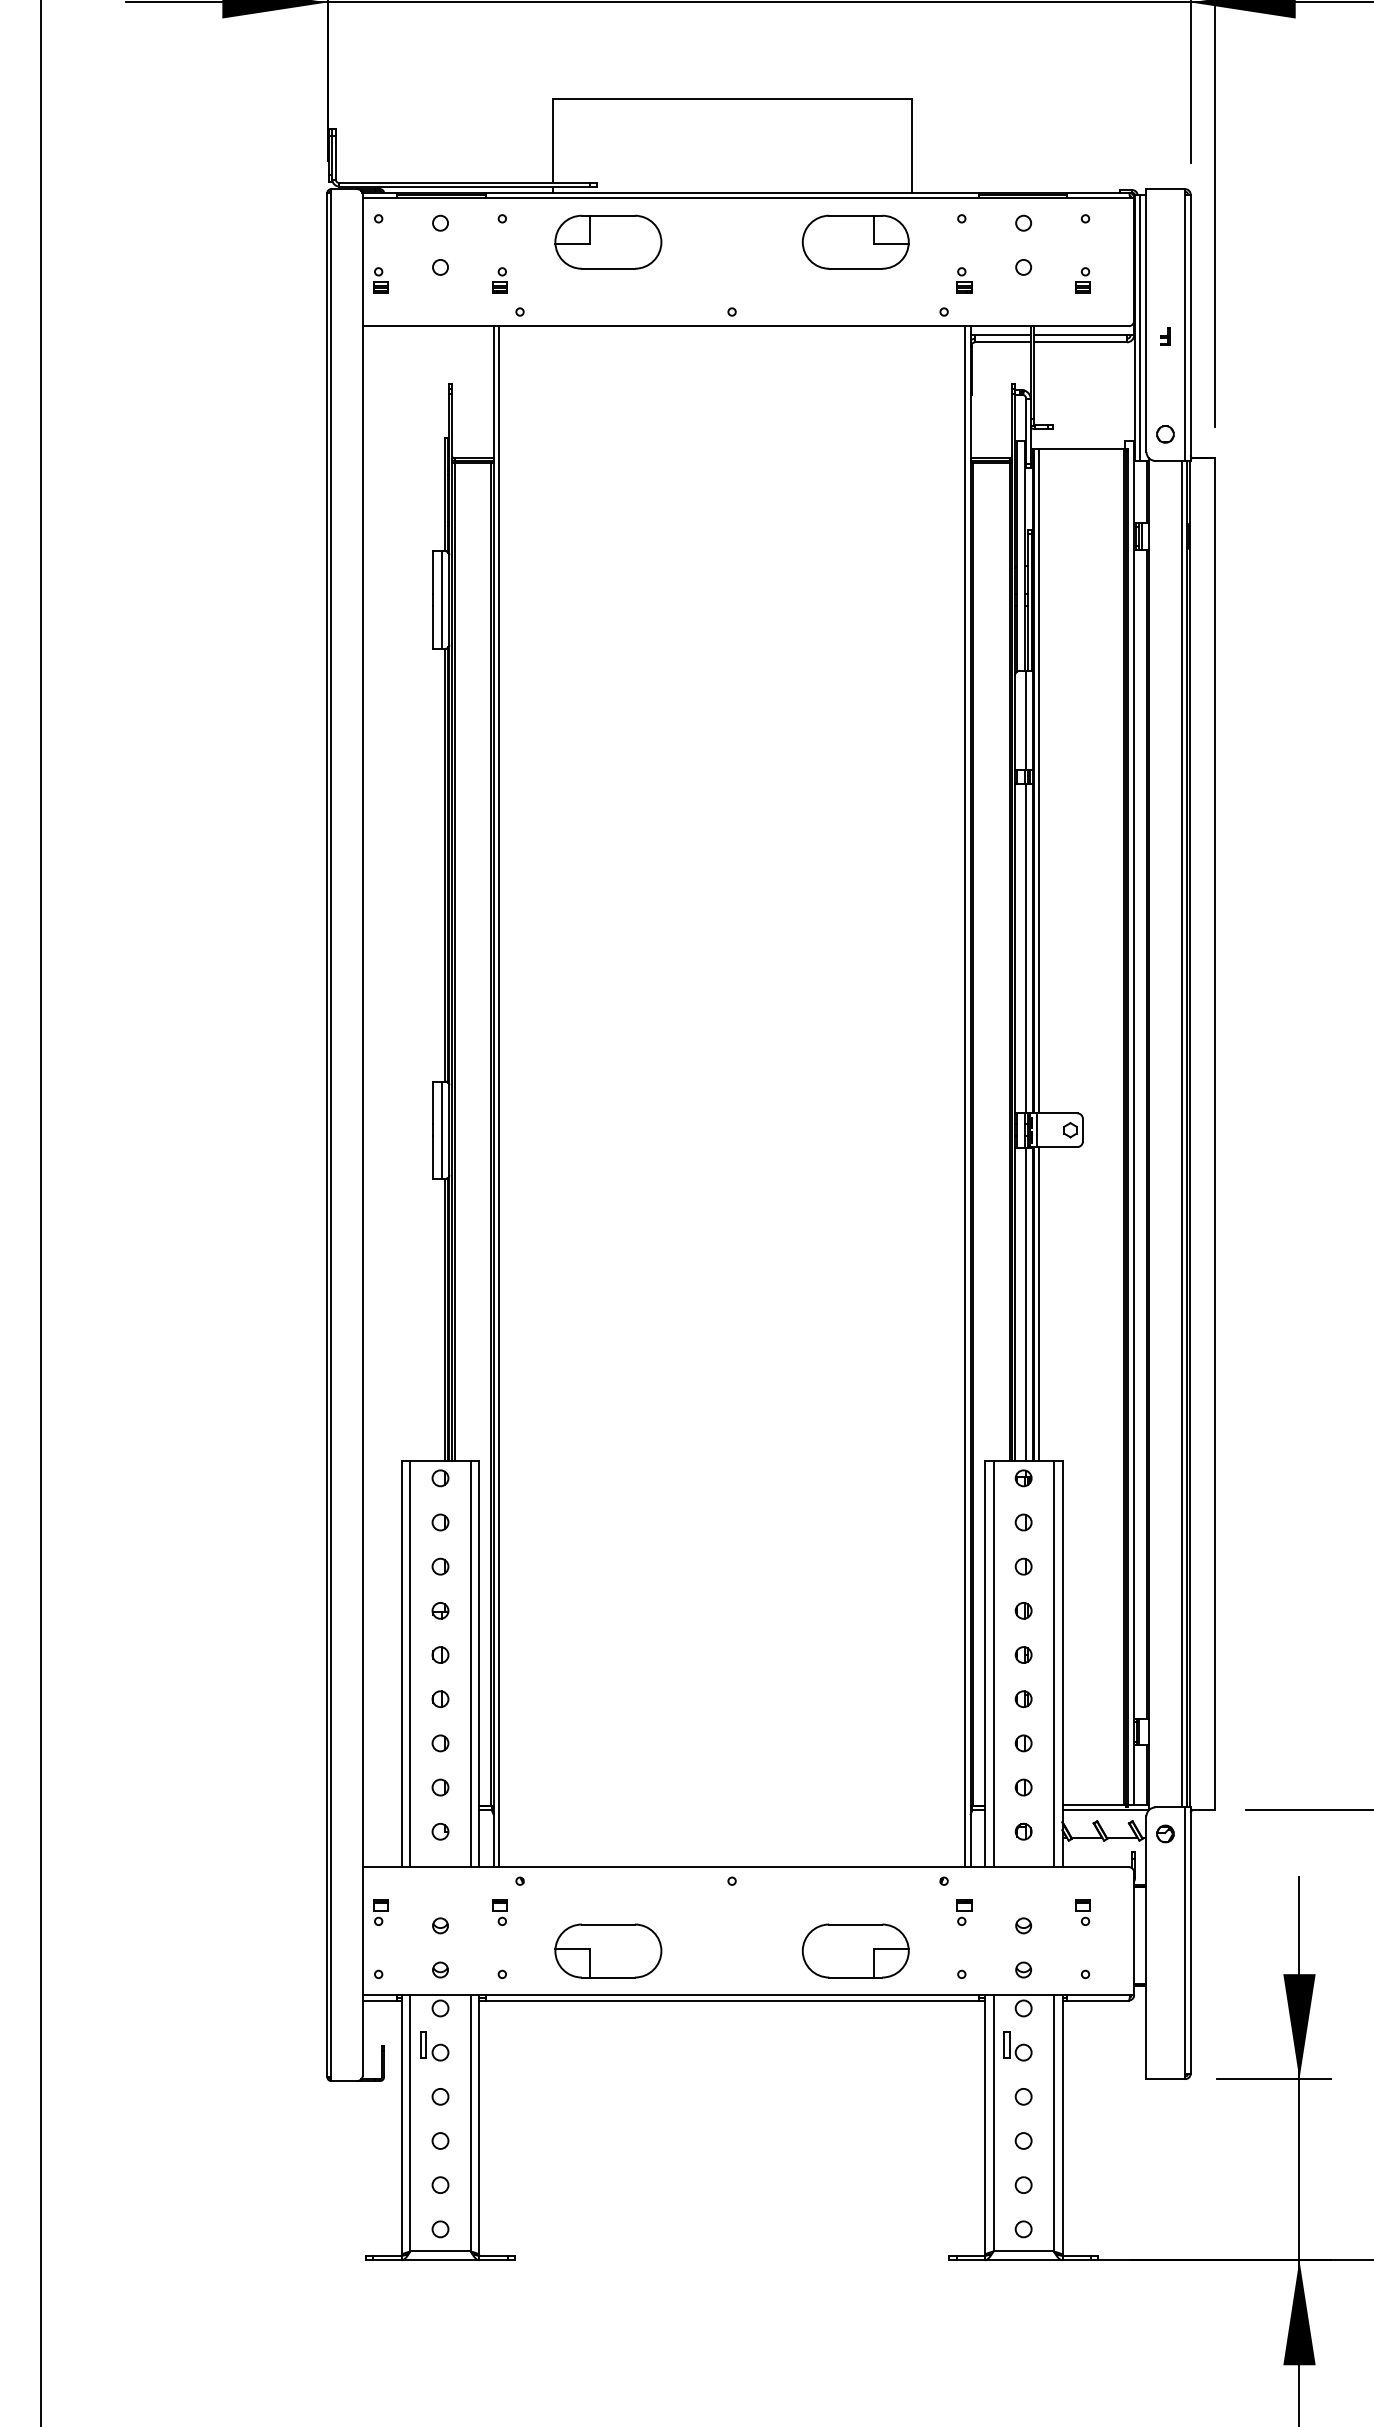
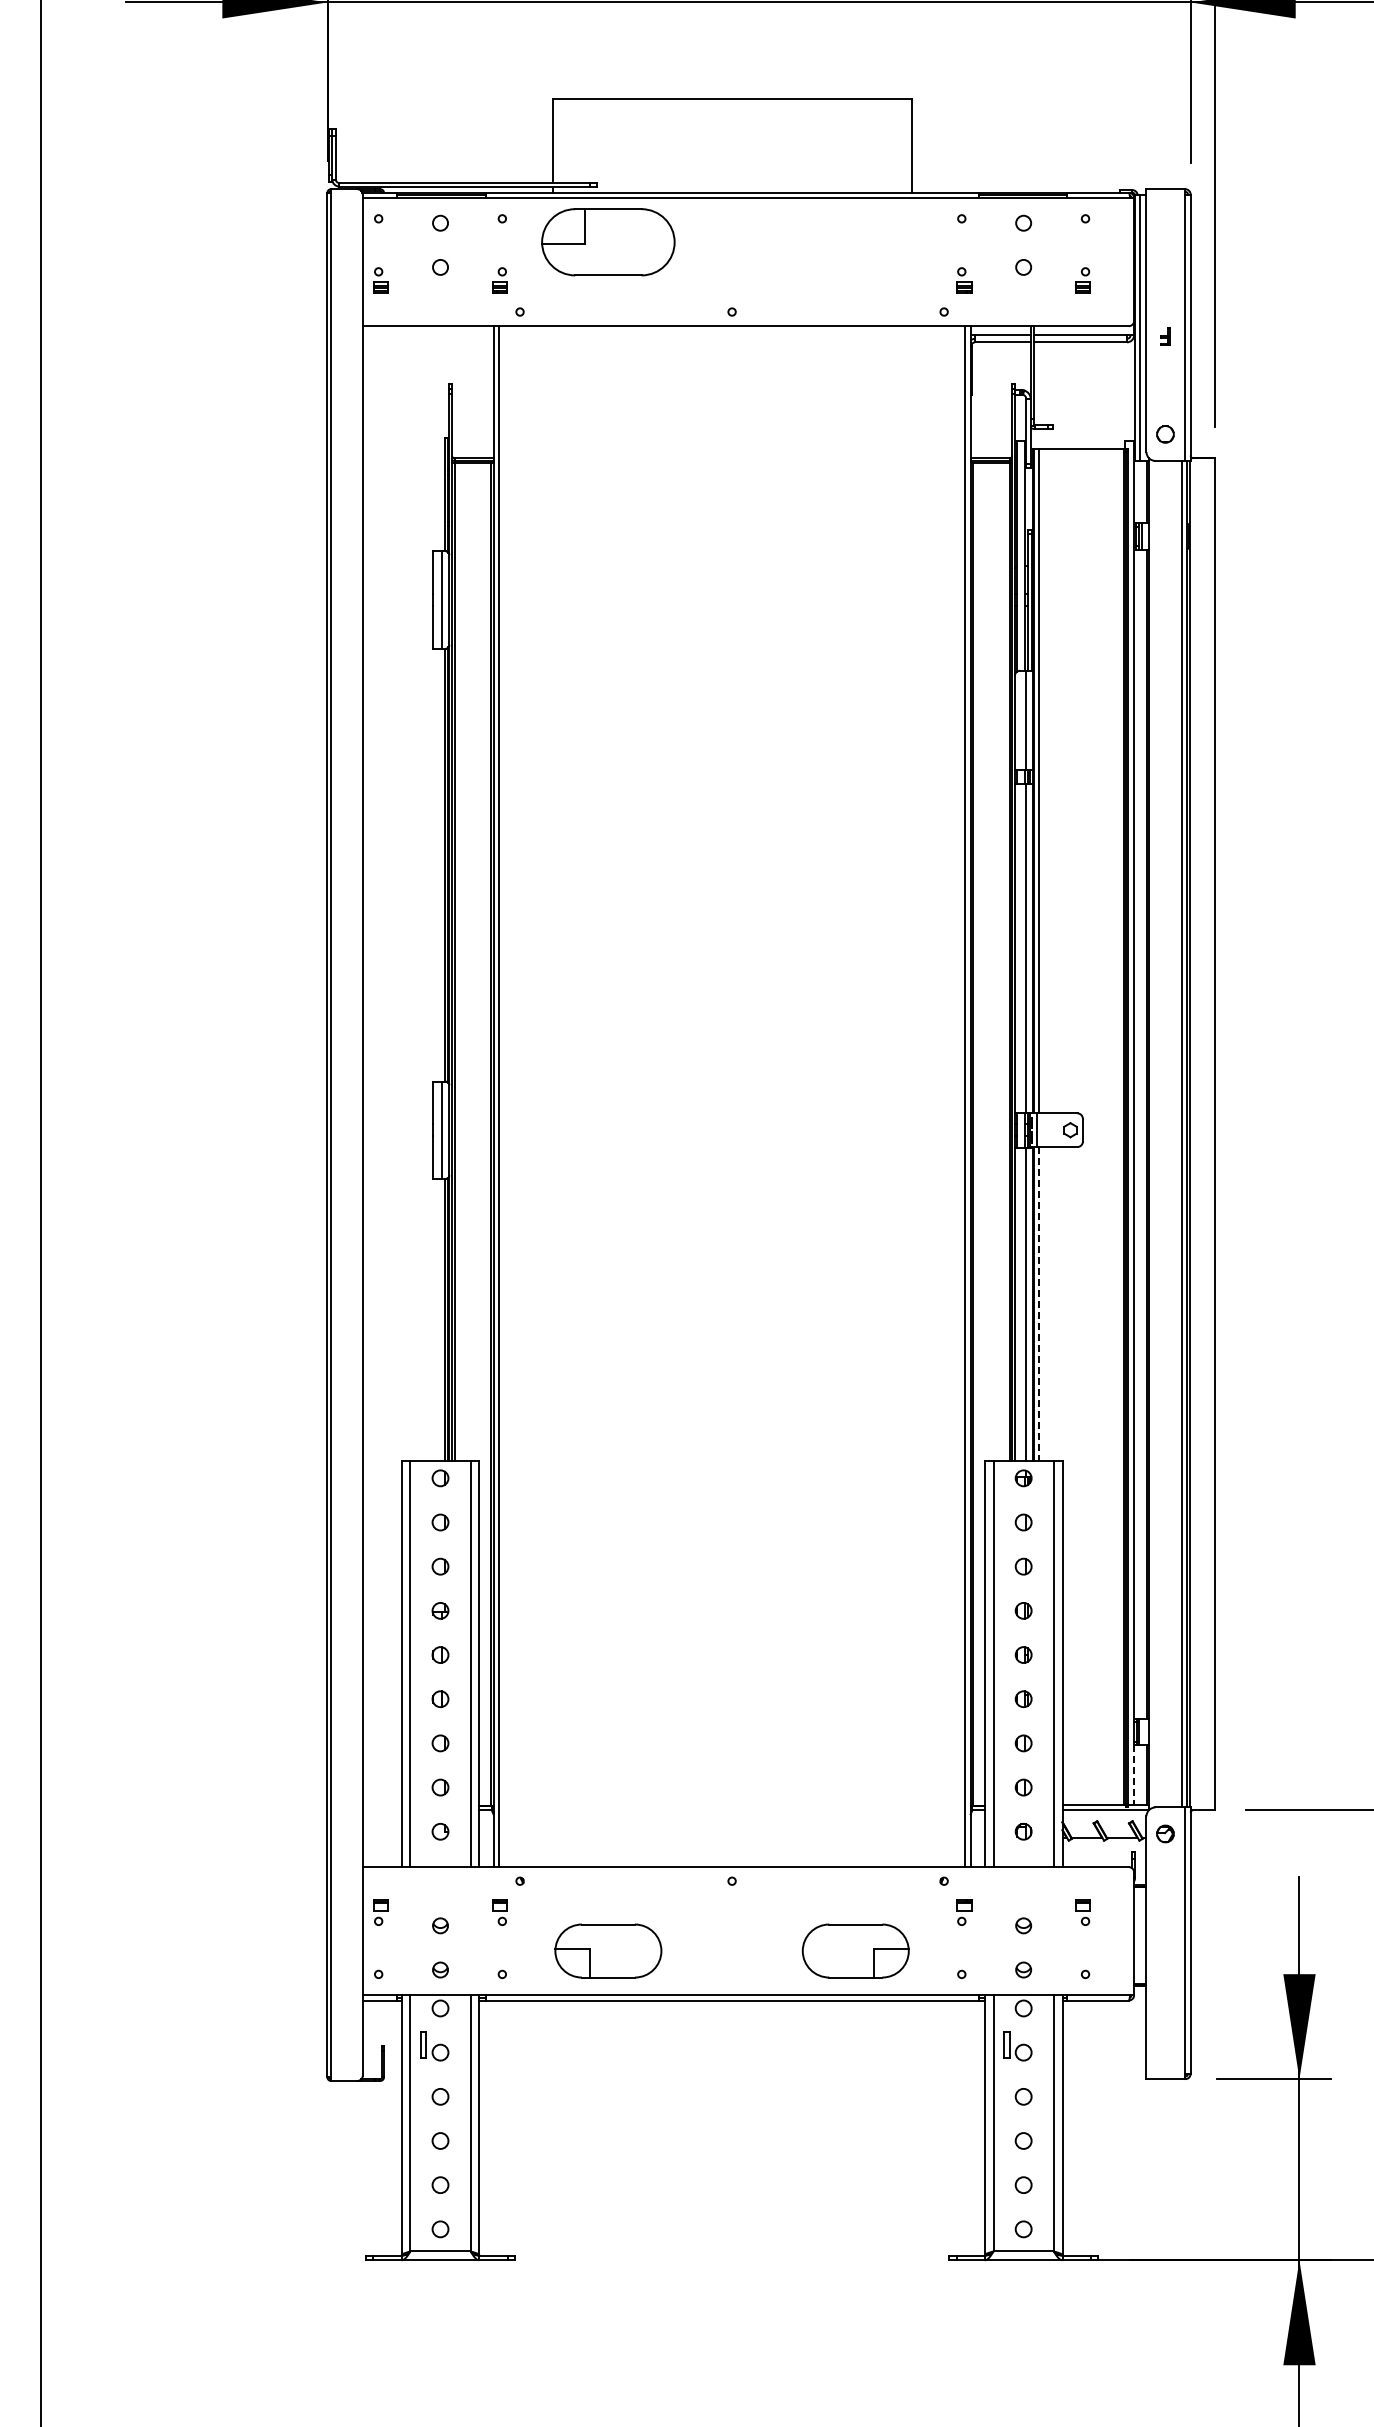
part size: 109x56 px -> 135x69 px (608, 242)
part: present -> none (855, 241)
line: solid -> dashed (1038, 1303)
line: solid -> dashed (1134, 1775)
